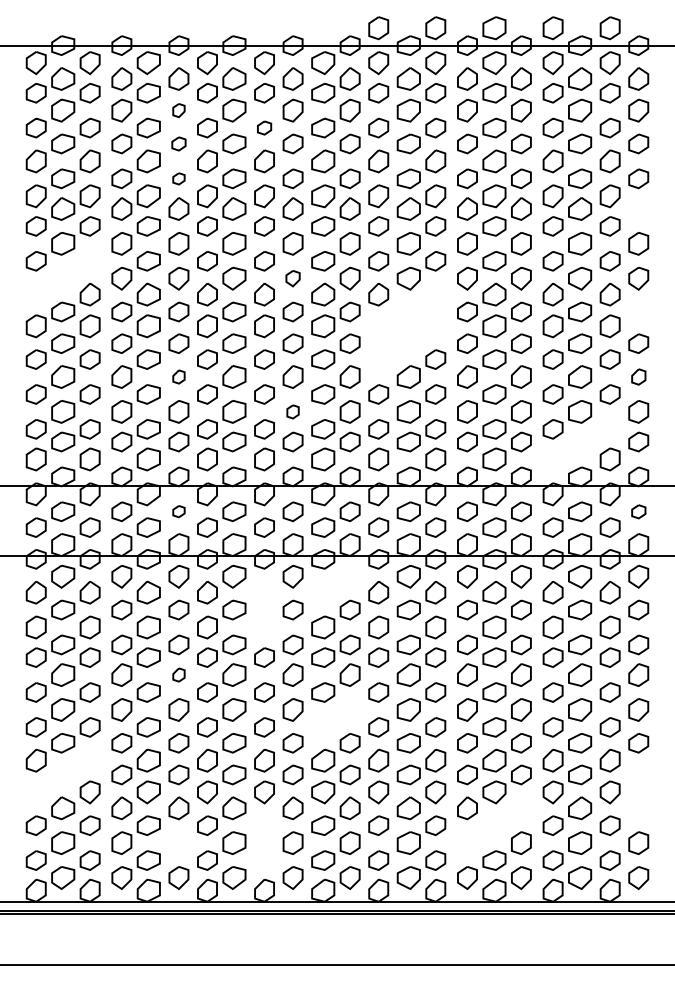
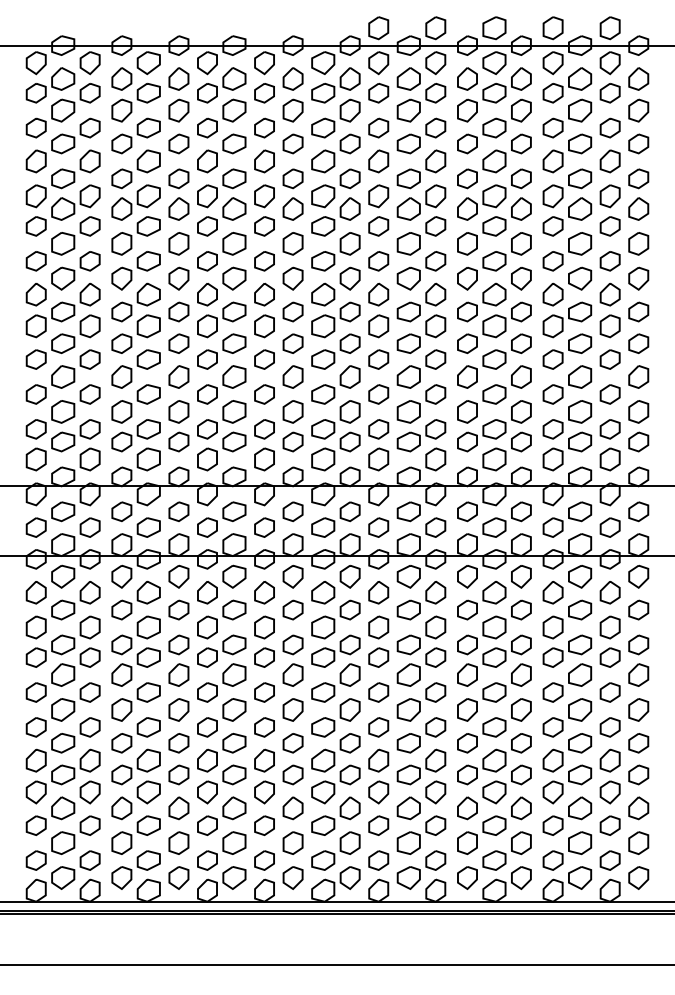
part size: 14x15 px -> 22x25 px (178, 110)
part size: 16x16 px -> 21x22 px (264, 127)
part size: 16x16 px -> 22x22 px (178, 143)
part size: 14x14 px -> 22x22 px (178, 178)
part: none -> present (638, 208)
part: none -> present (62, 278)
part size: 16x18 px -> 22x25 px (292, 278)
part: none -> present (638, 311)
part: none -> present (407, 325)
part size: 14x16 px -> 22x24 px (178, 376)
part size: 16x18 px -> 22x24 px (638, 376)
part size: 14x16 px -> 22x24 px (292, 411)
part: none -> present (581, 445)
part size: 14x14 px -> 22x21 px (178, 511)
part size: 16x16 px -> 22x22 px (638, 511)
part: none -> present (335, 584)
part: none -> present (264, 592)
part: none -> present (264, 627)
part size: 14x16 px -> 22x24 px (178, 674)
part: none -> present (335, 717)
part: none -> present (638, 774)
part: none -> present (62, 776)
part: none -> present (638, 808)
part: none -> present (264, 825)
part: none -> present (494, 825)
part: none -> present (178, 842)
part: none -> present (264, 860)
